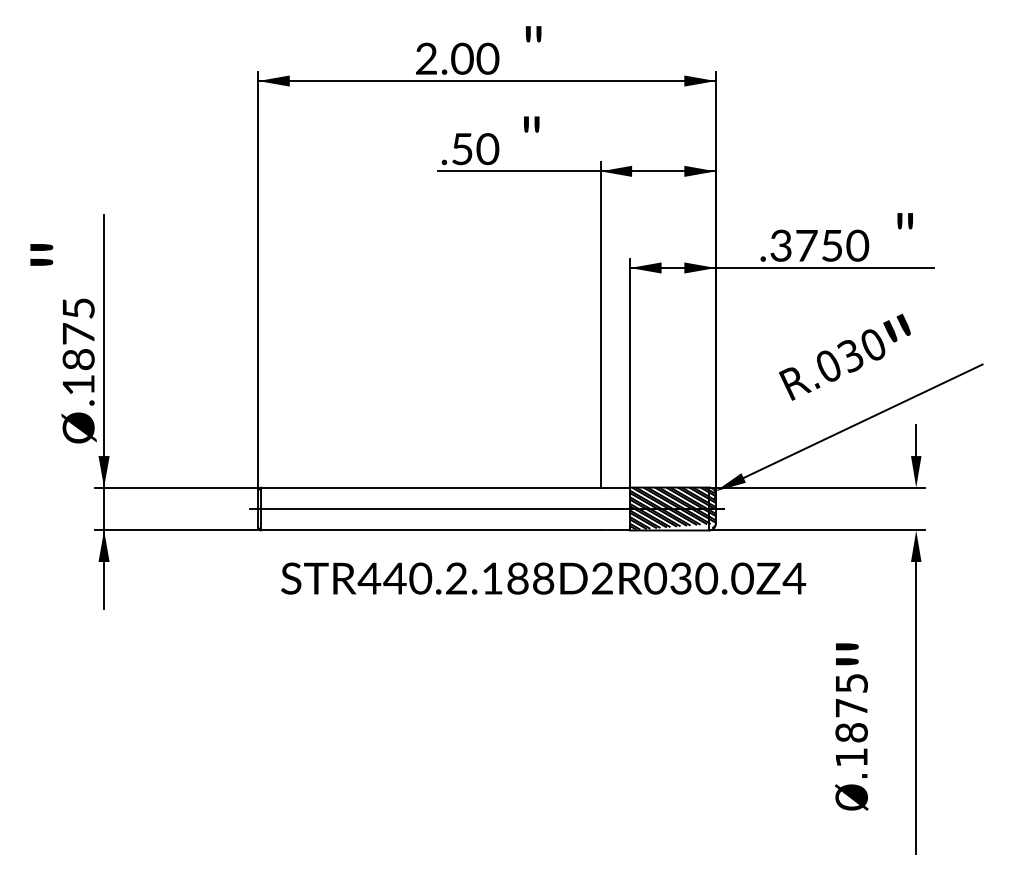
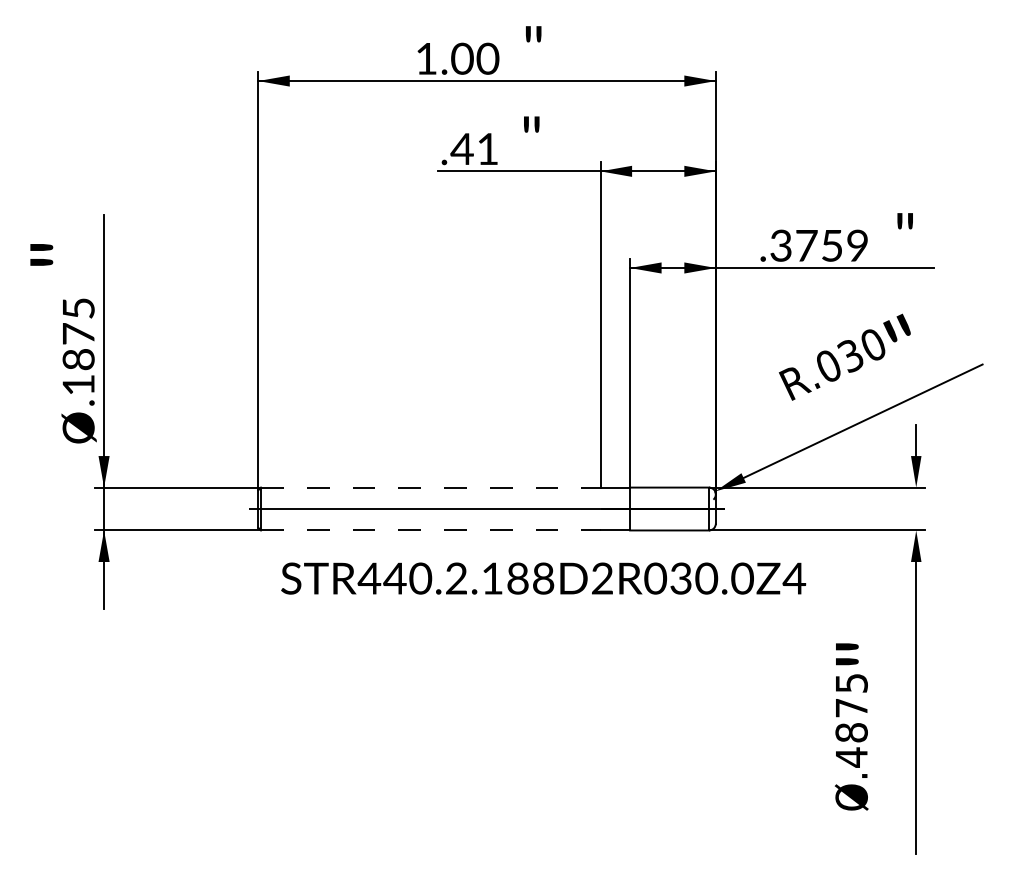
text: 2.00 -> 1.00 (426, 58)
text: .50 -> .41 (474, 149)
text: .3750 -> .3759 (857, 246)
line: solid -> dashed (430, 487)
hatch: present -> none (672, 508)
line: solid -> dashed (430, 530)
text: Ø.1875 -> Ø.4875 (851, 757)
